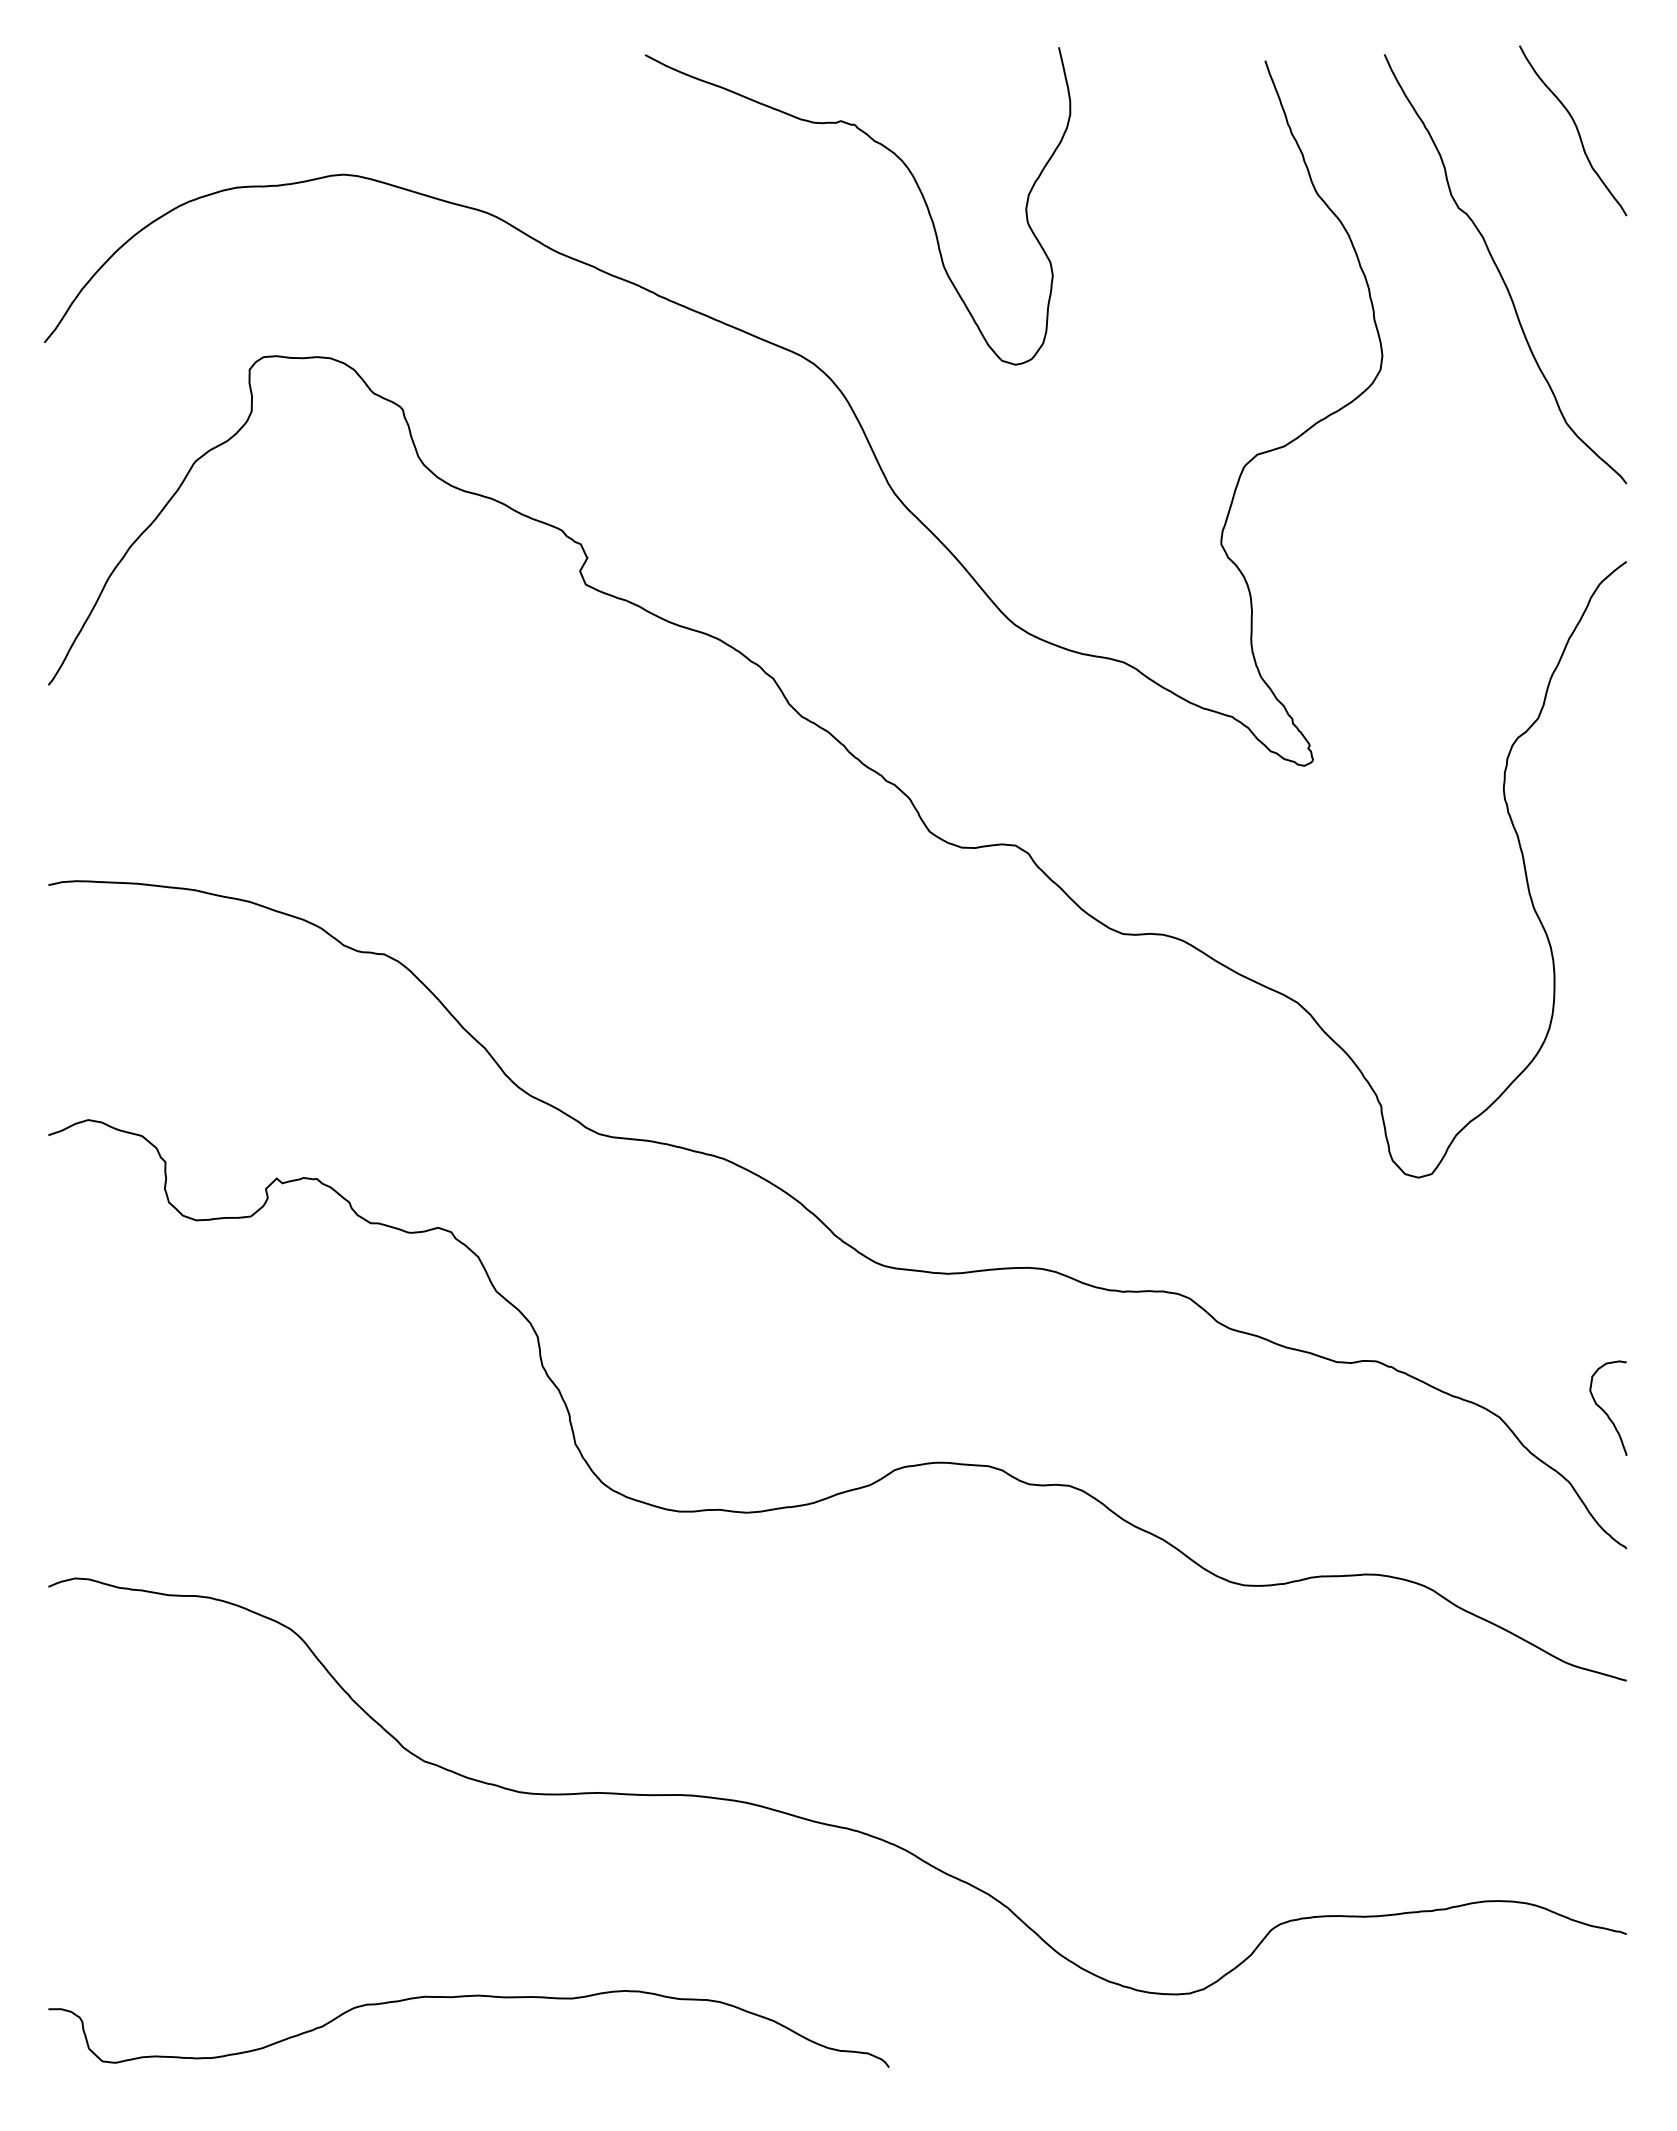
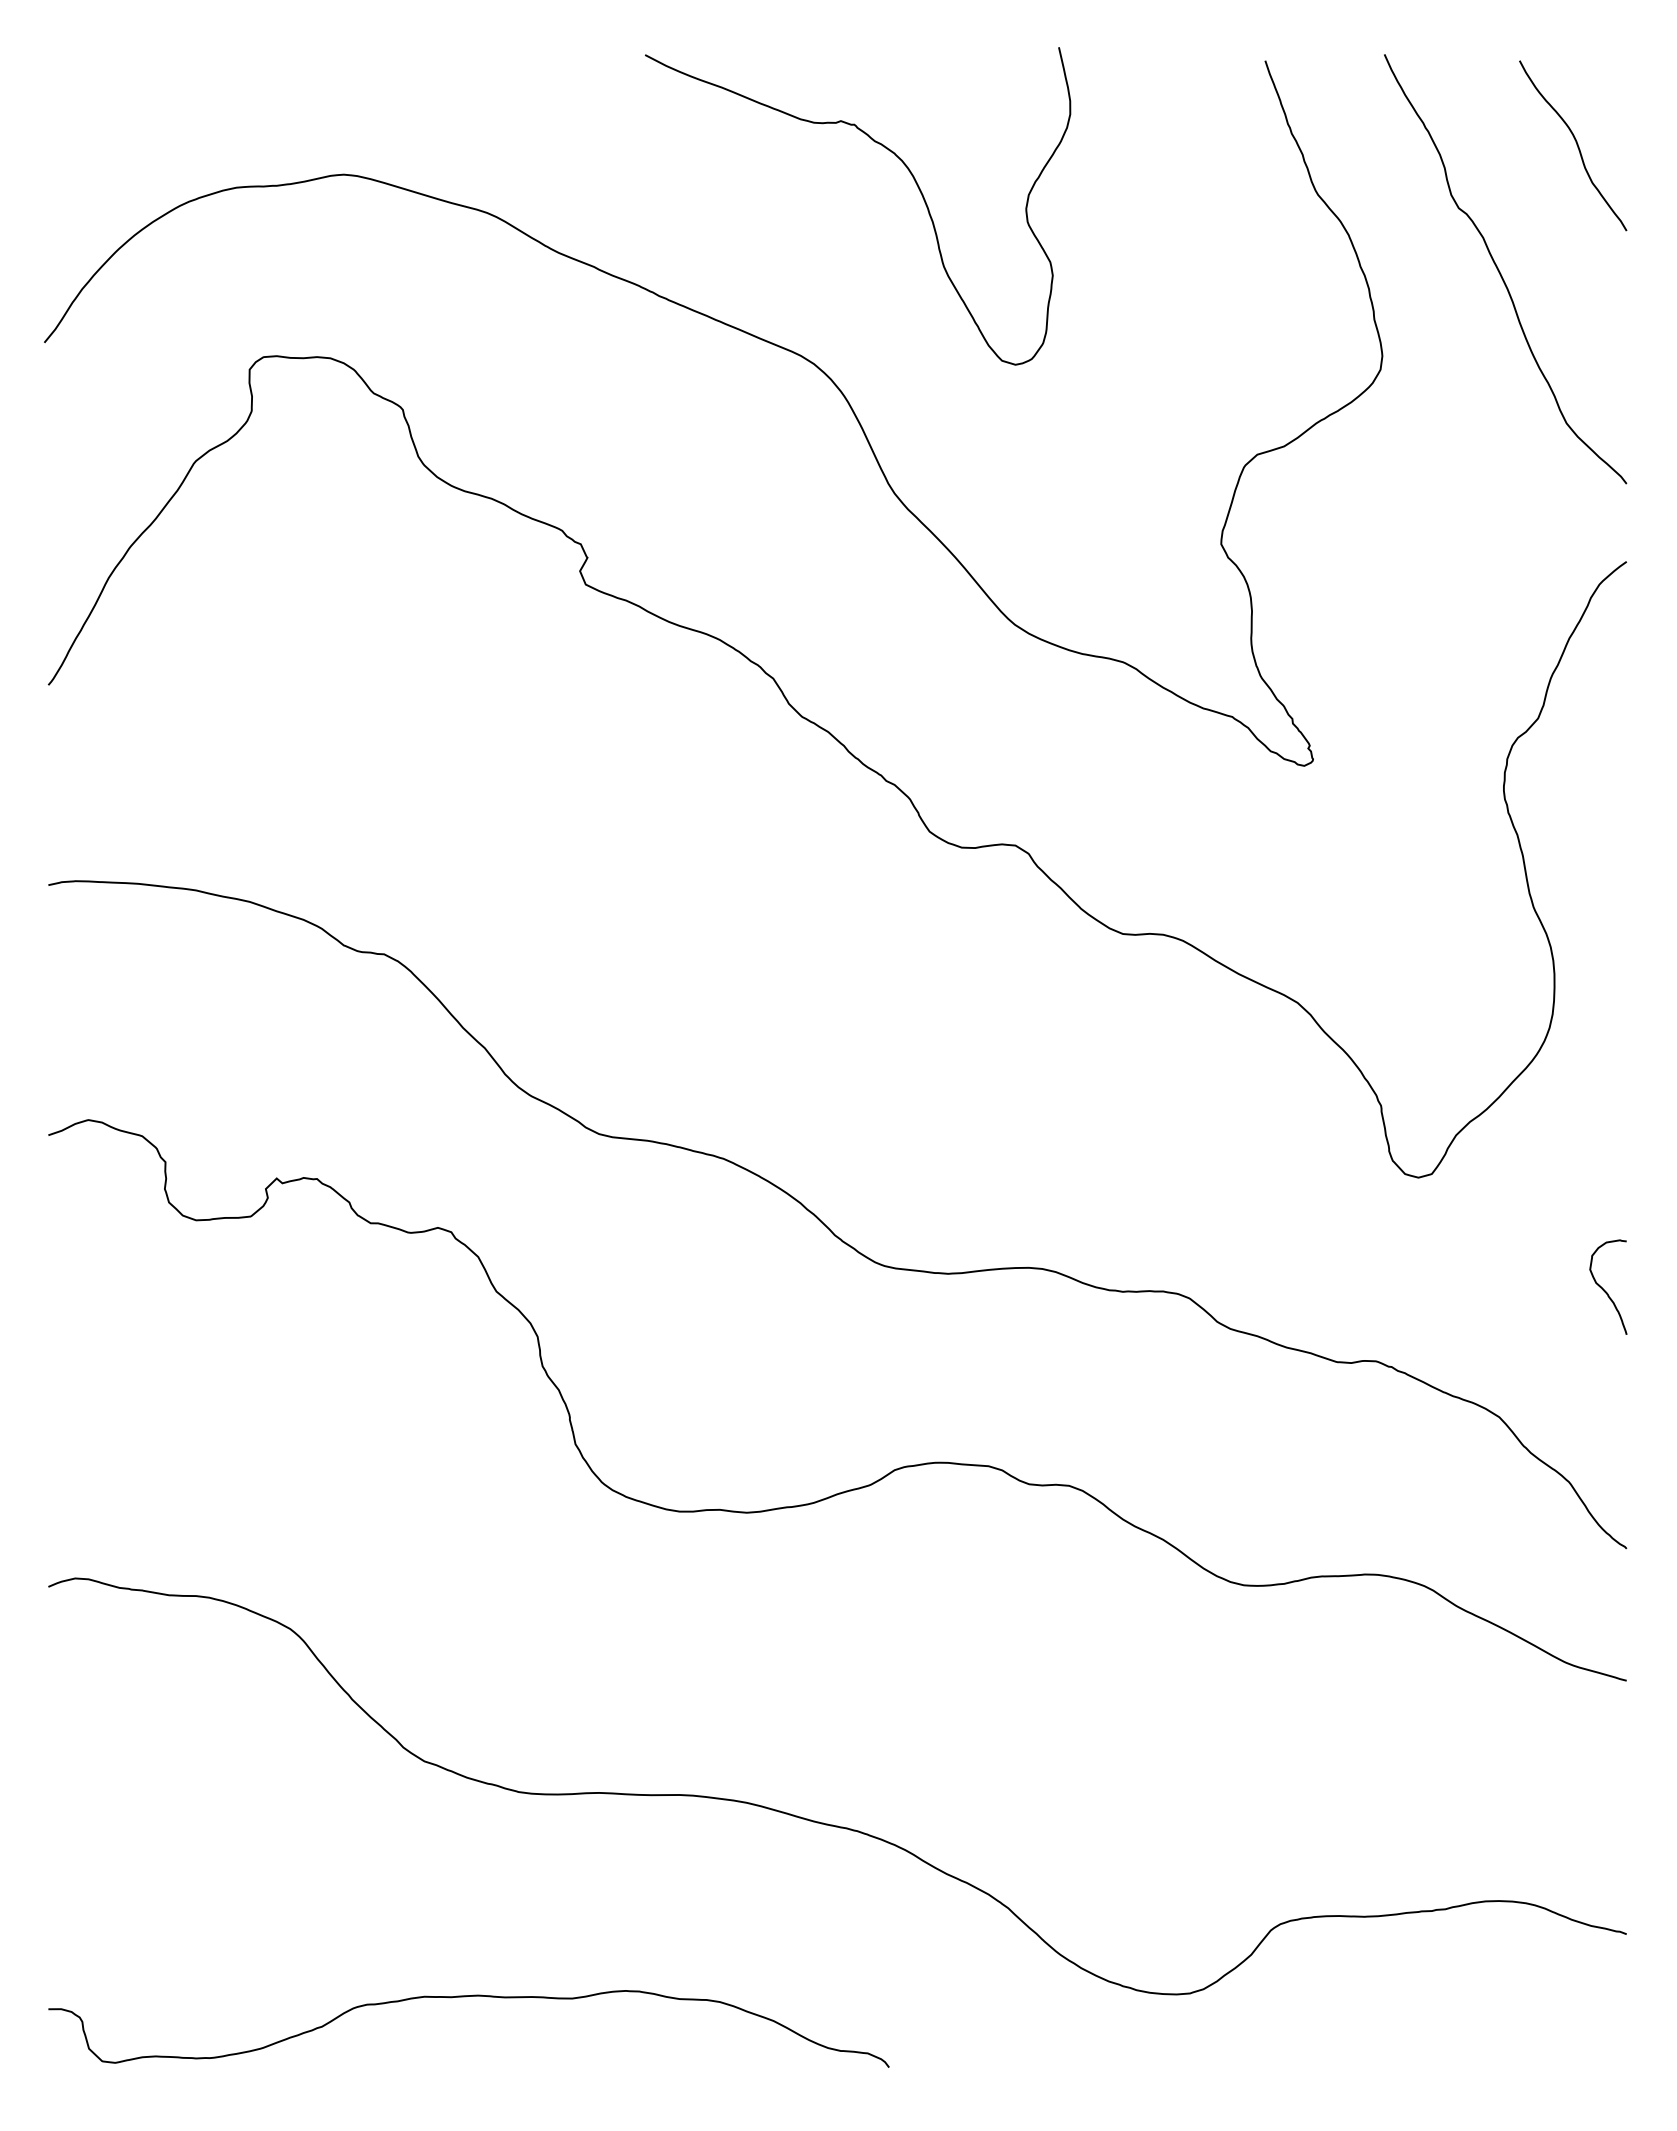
curve position: (1576, 130) -> (1576, 145) (1576, 145)
curve position: (1604, 1410) -> (1604, 1289) (1604, 1289)
